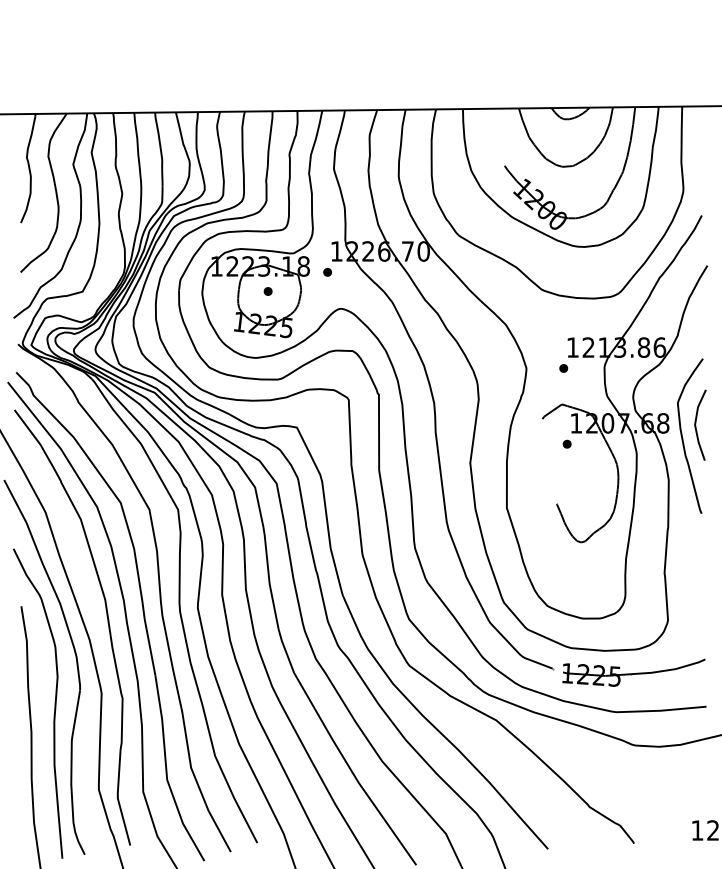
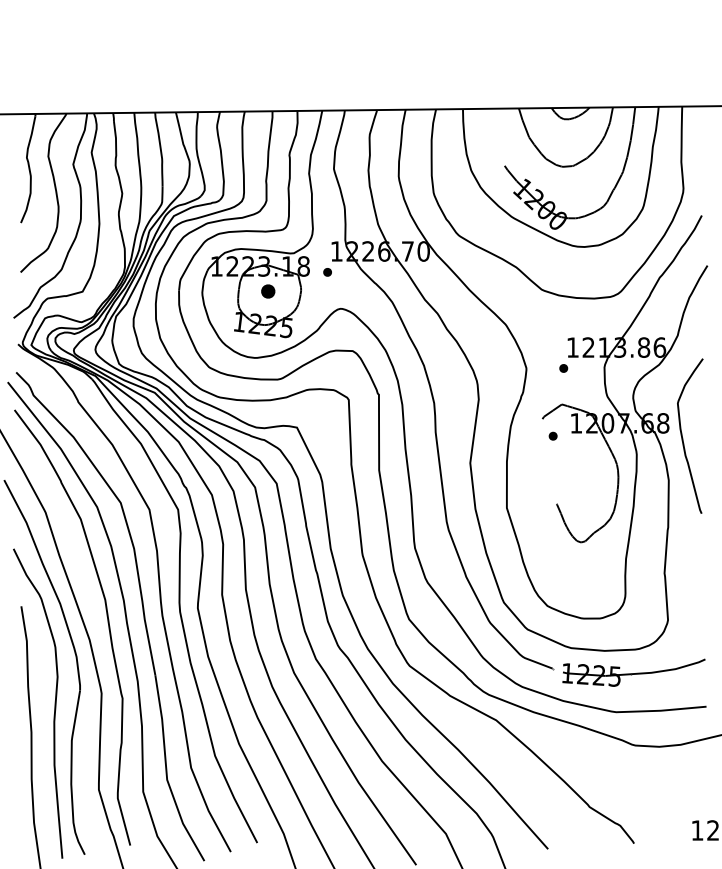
part size: 10x9 px -> 15x15 px (268, 291)
curve: present -> none (696, 424)
part position: (566, 443) -> (552, 435) (552, 435)
